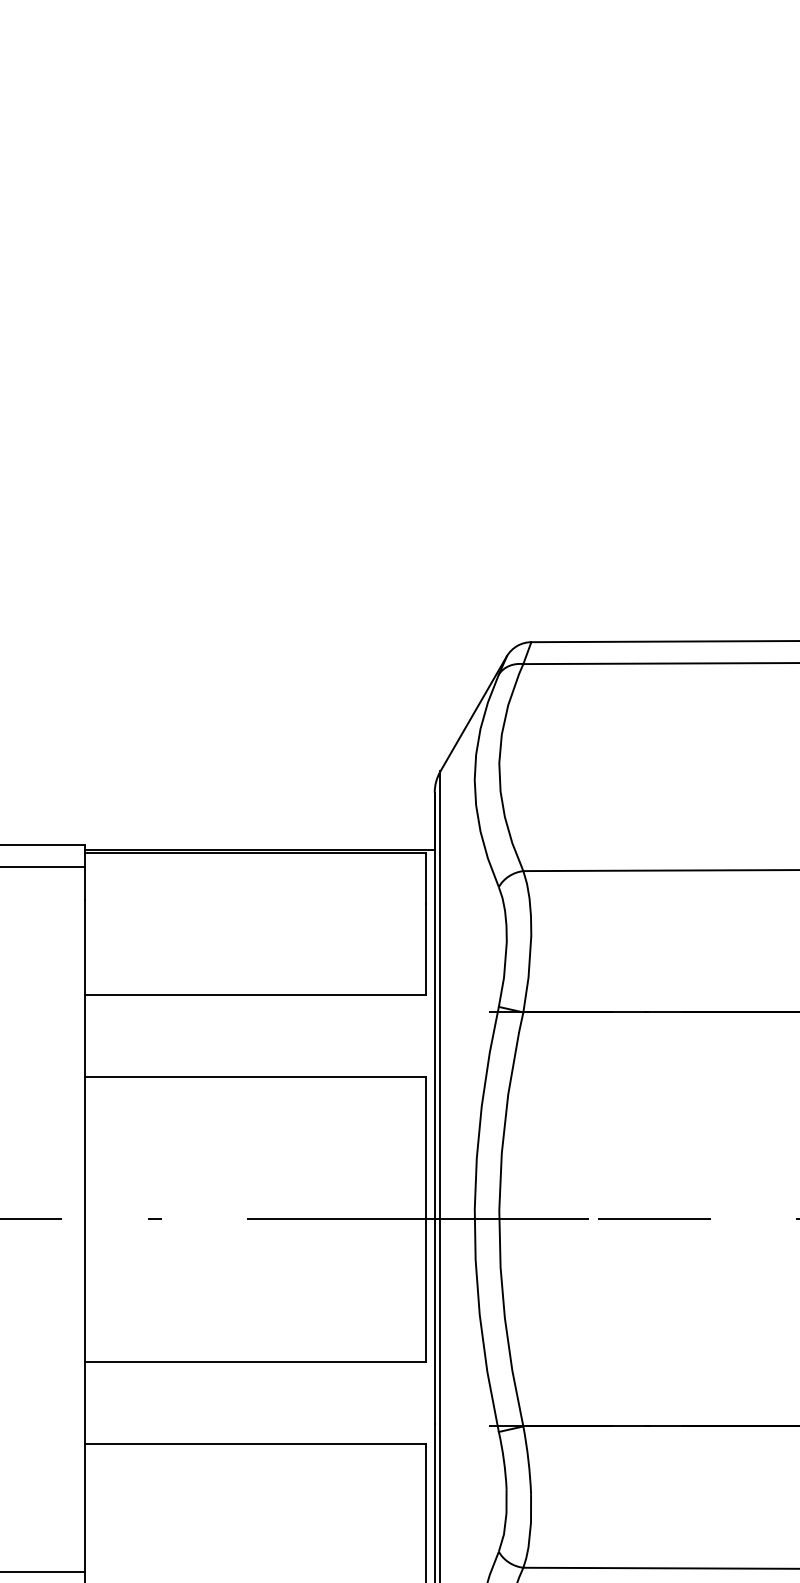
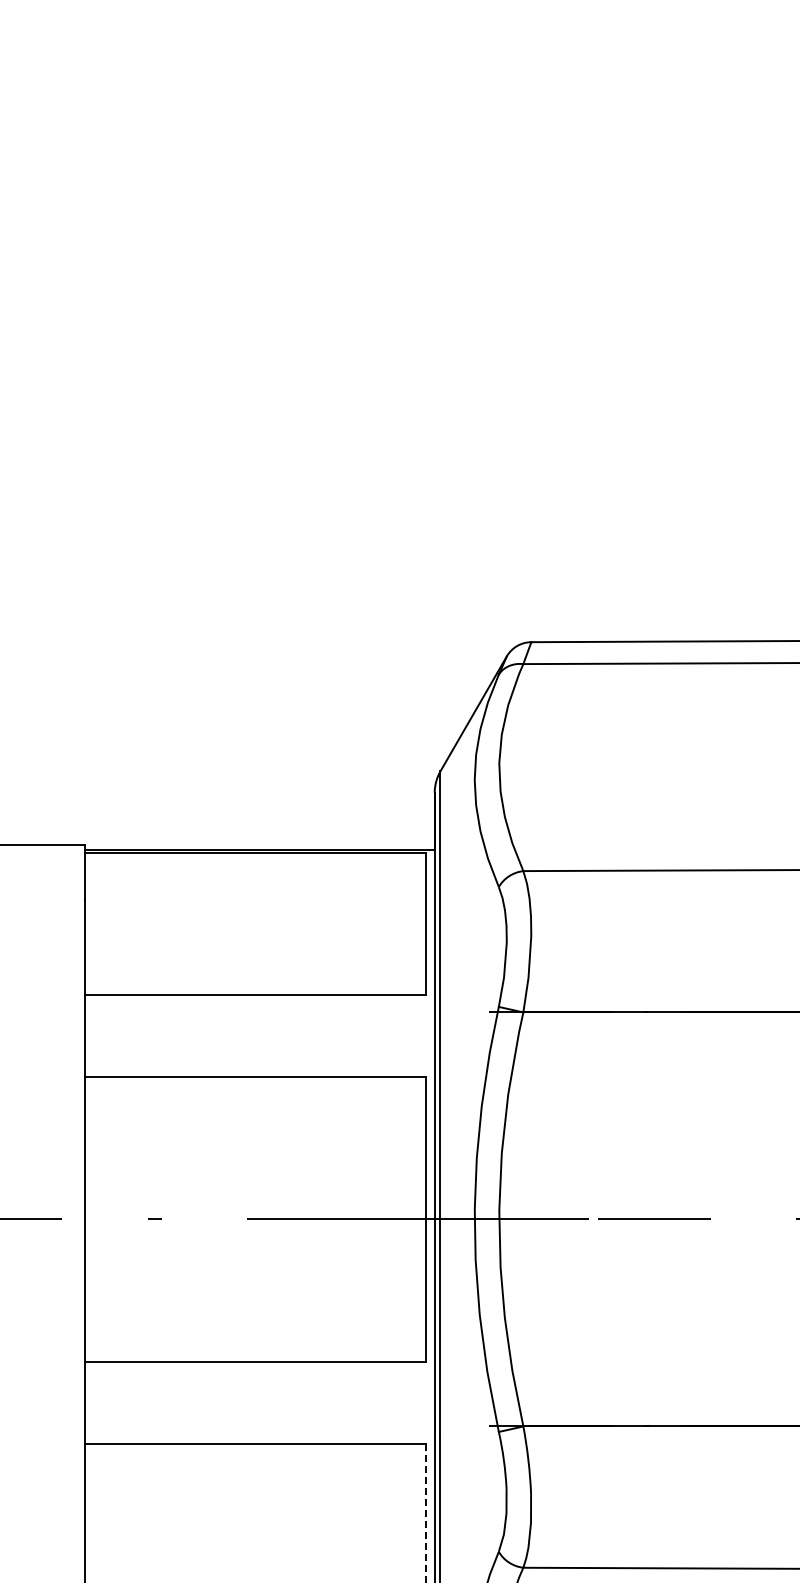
line: present -> none (43, 866)
line: solid -> dashed (426, 1513)
line: present -> none (43, 1572)
